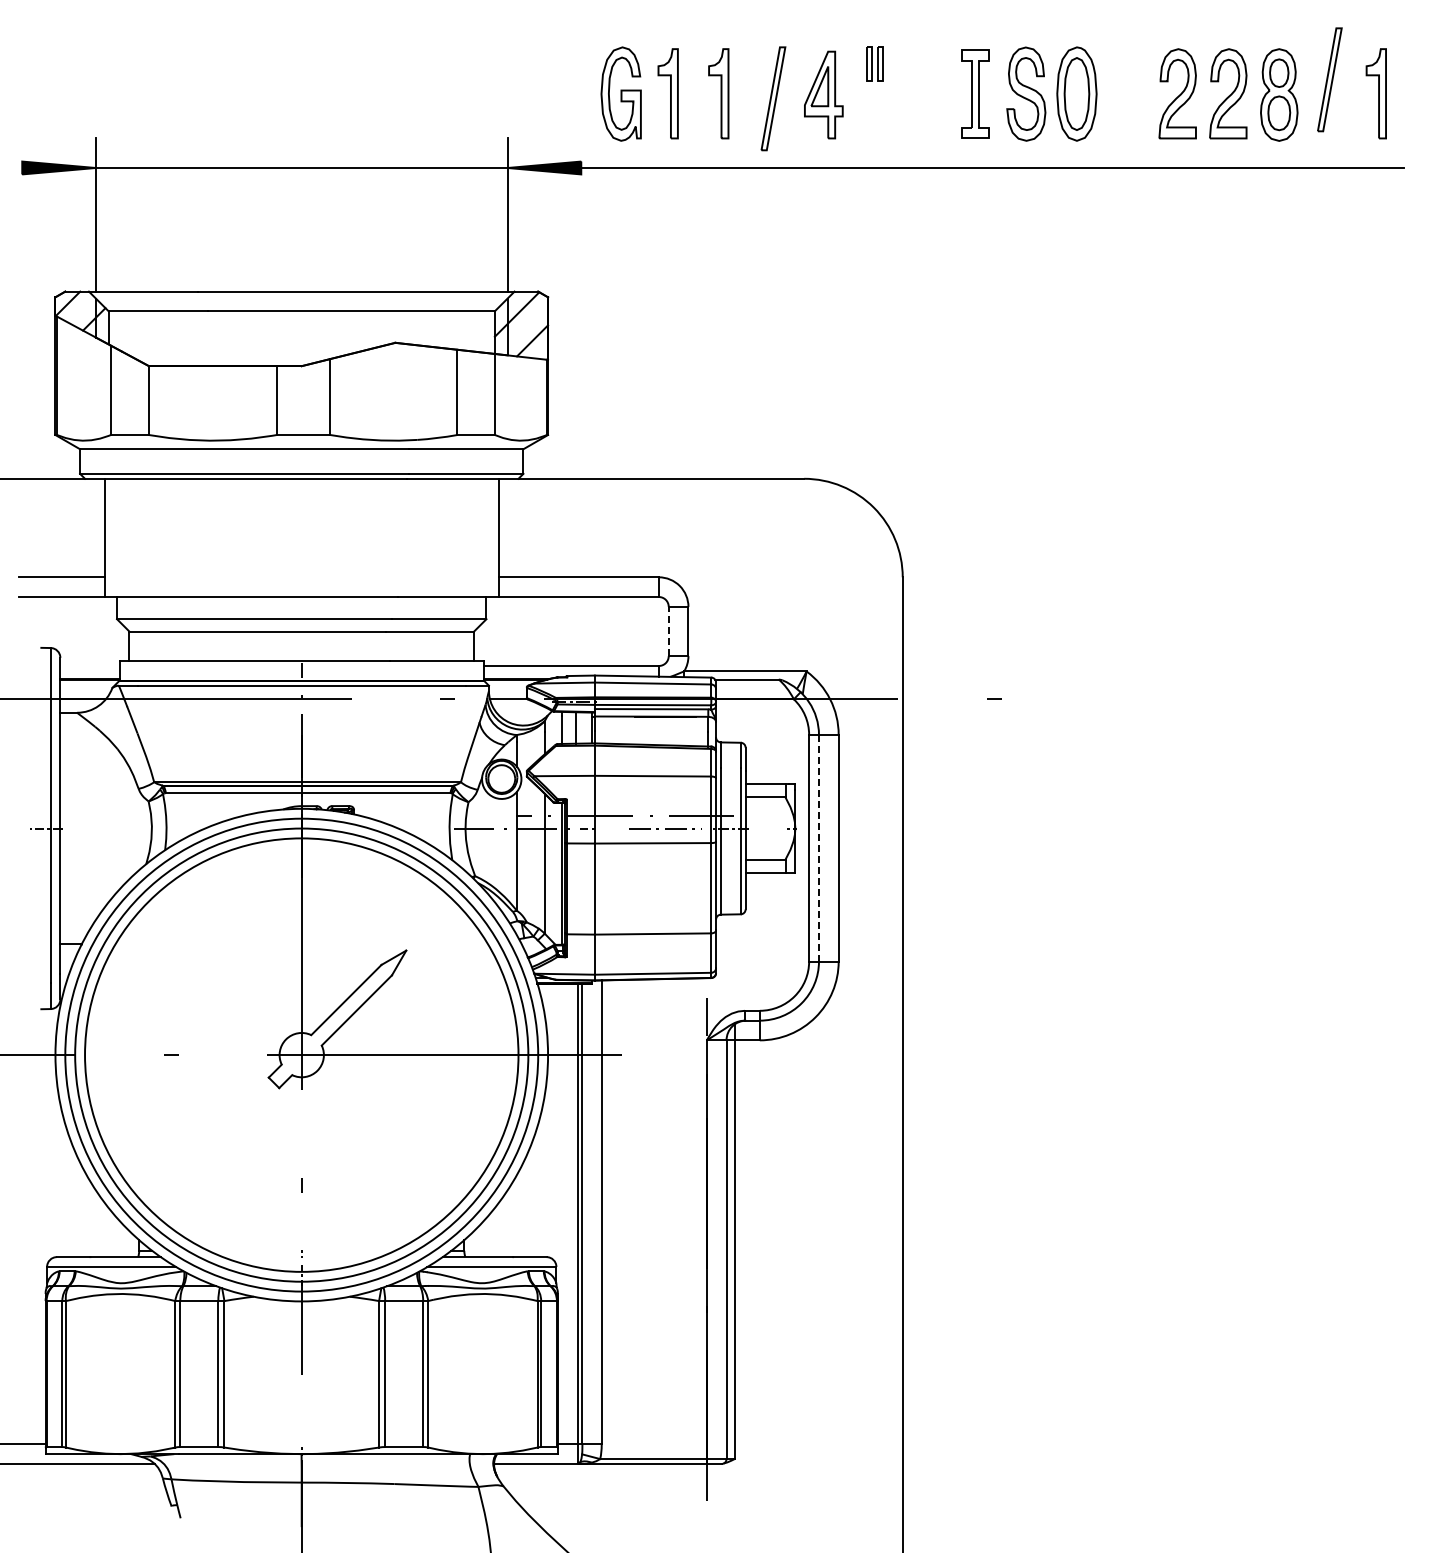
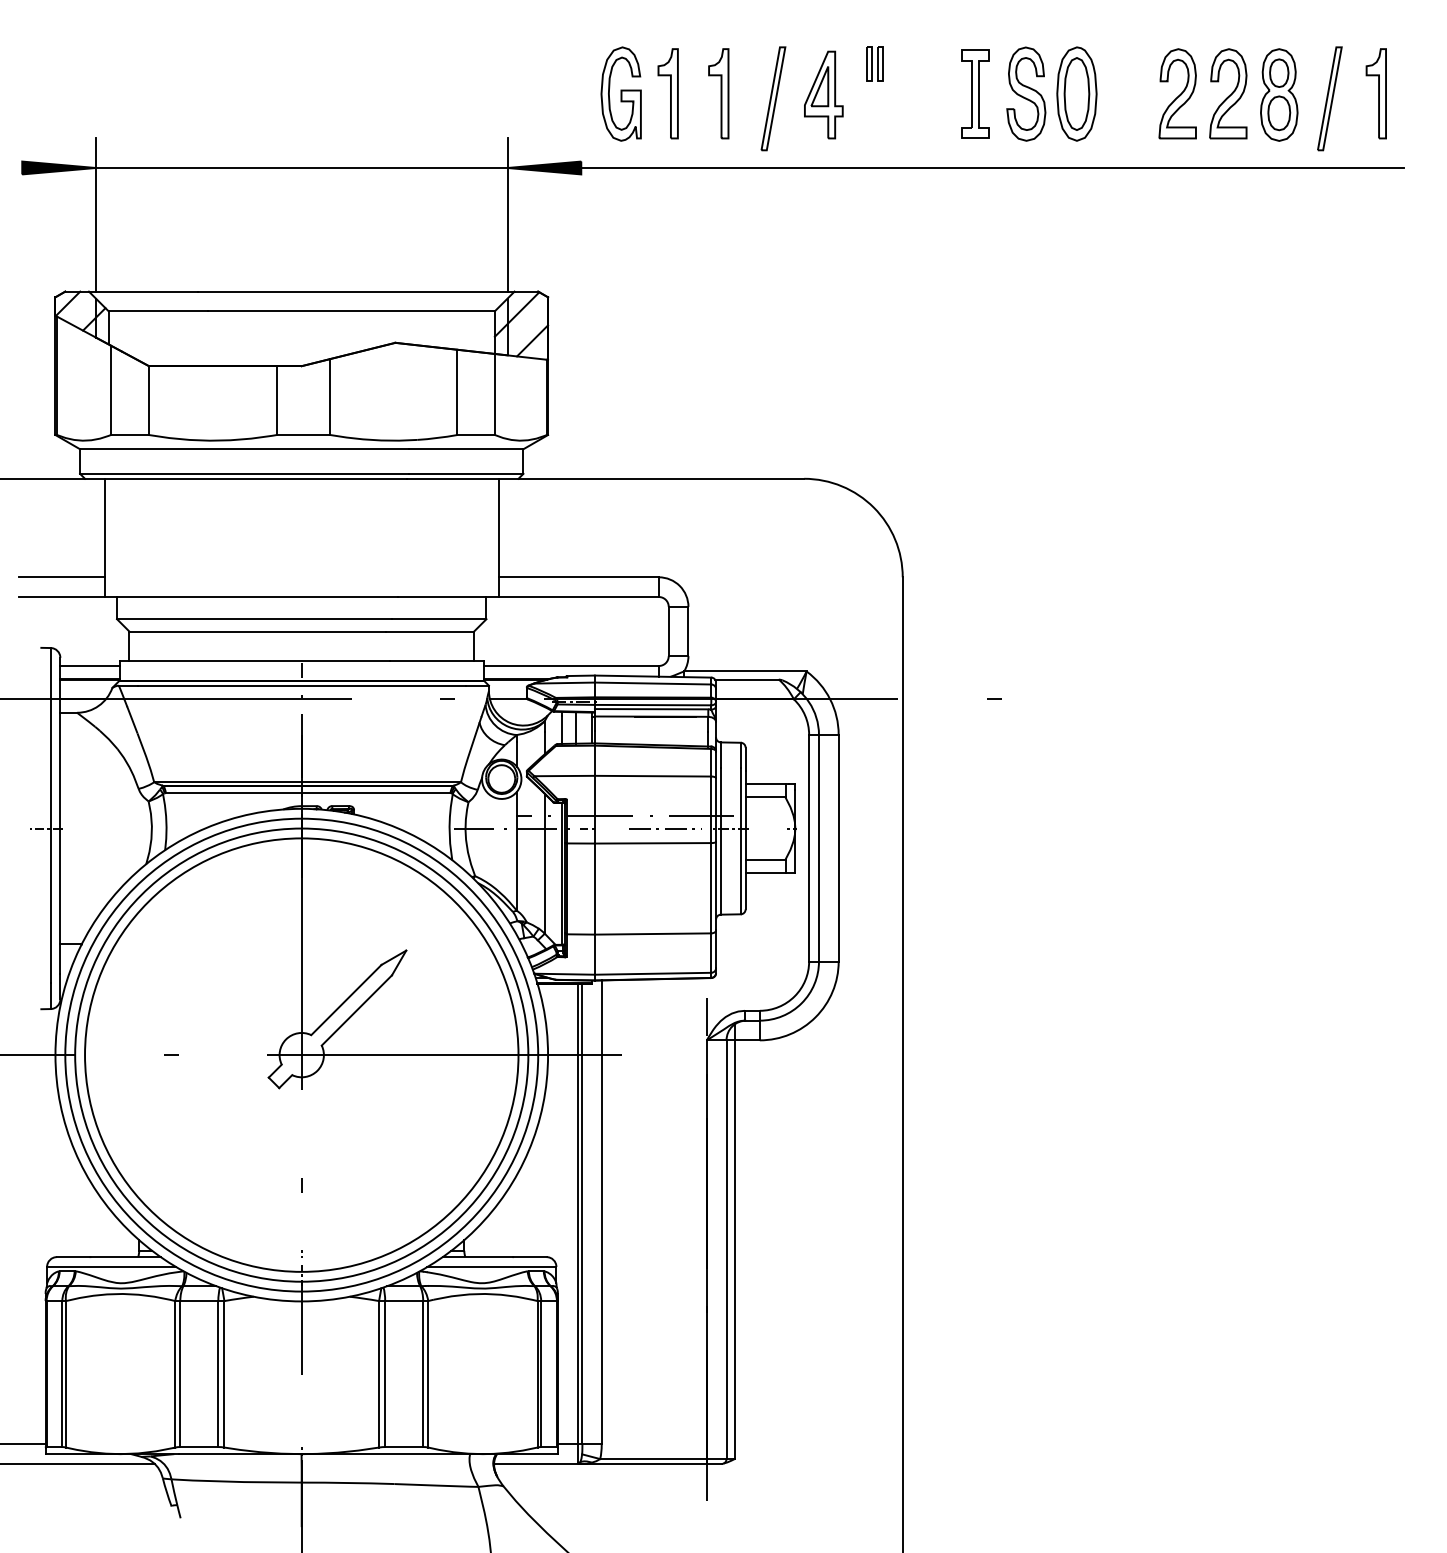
part position: (1329, 79) -> (1329, 98) (1329, 98)
line: dashed -> solid (668, 631)
line: none -> present (89, 665)
line: dashed -> solid (818, 847)
